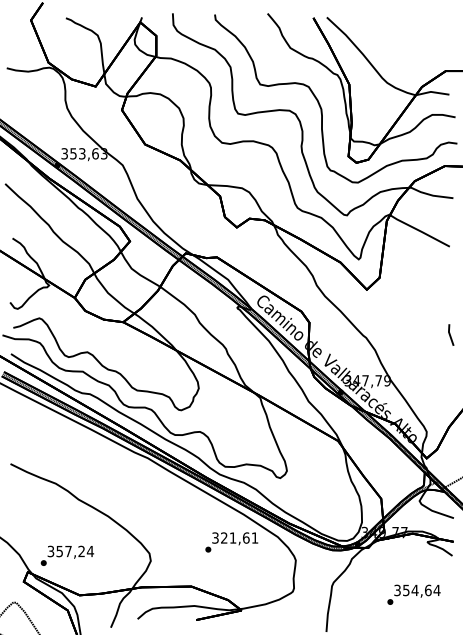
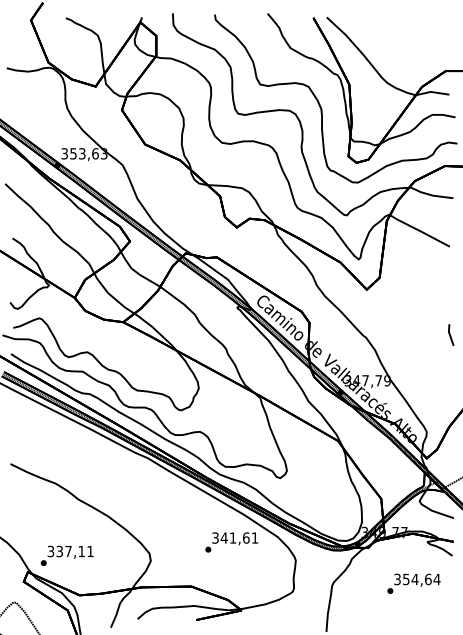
text: 321,61 -> 341,61 (223, 537)
text: 357,24 -> 337,11 (75, 551)
text position: (413, 594) -> (413, 583) (413, 583)
